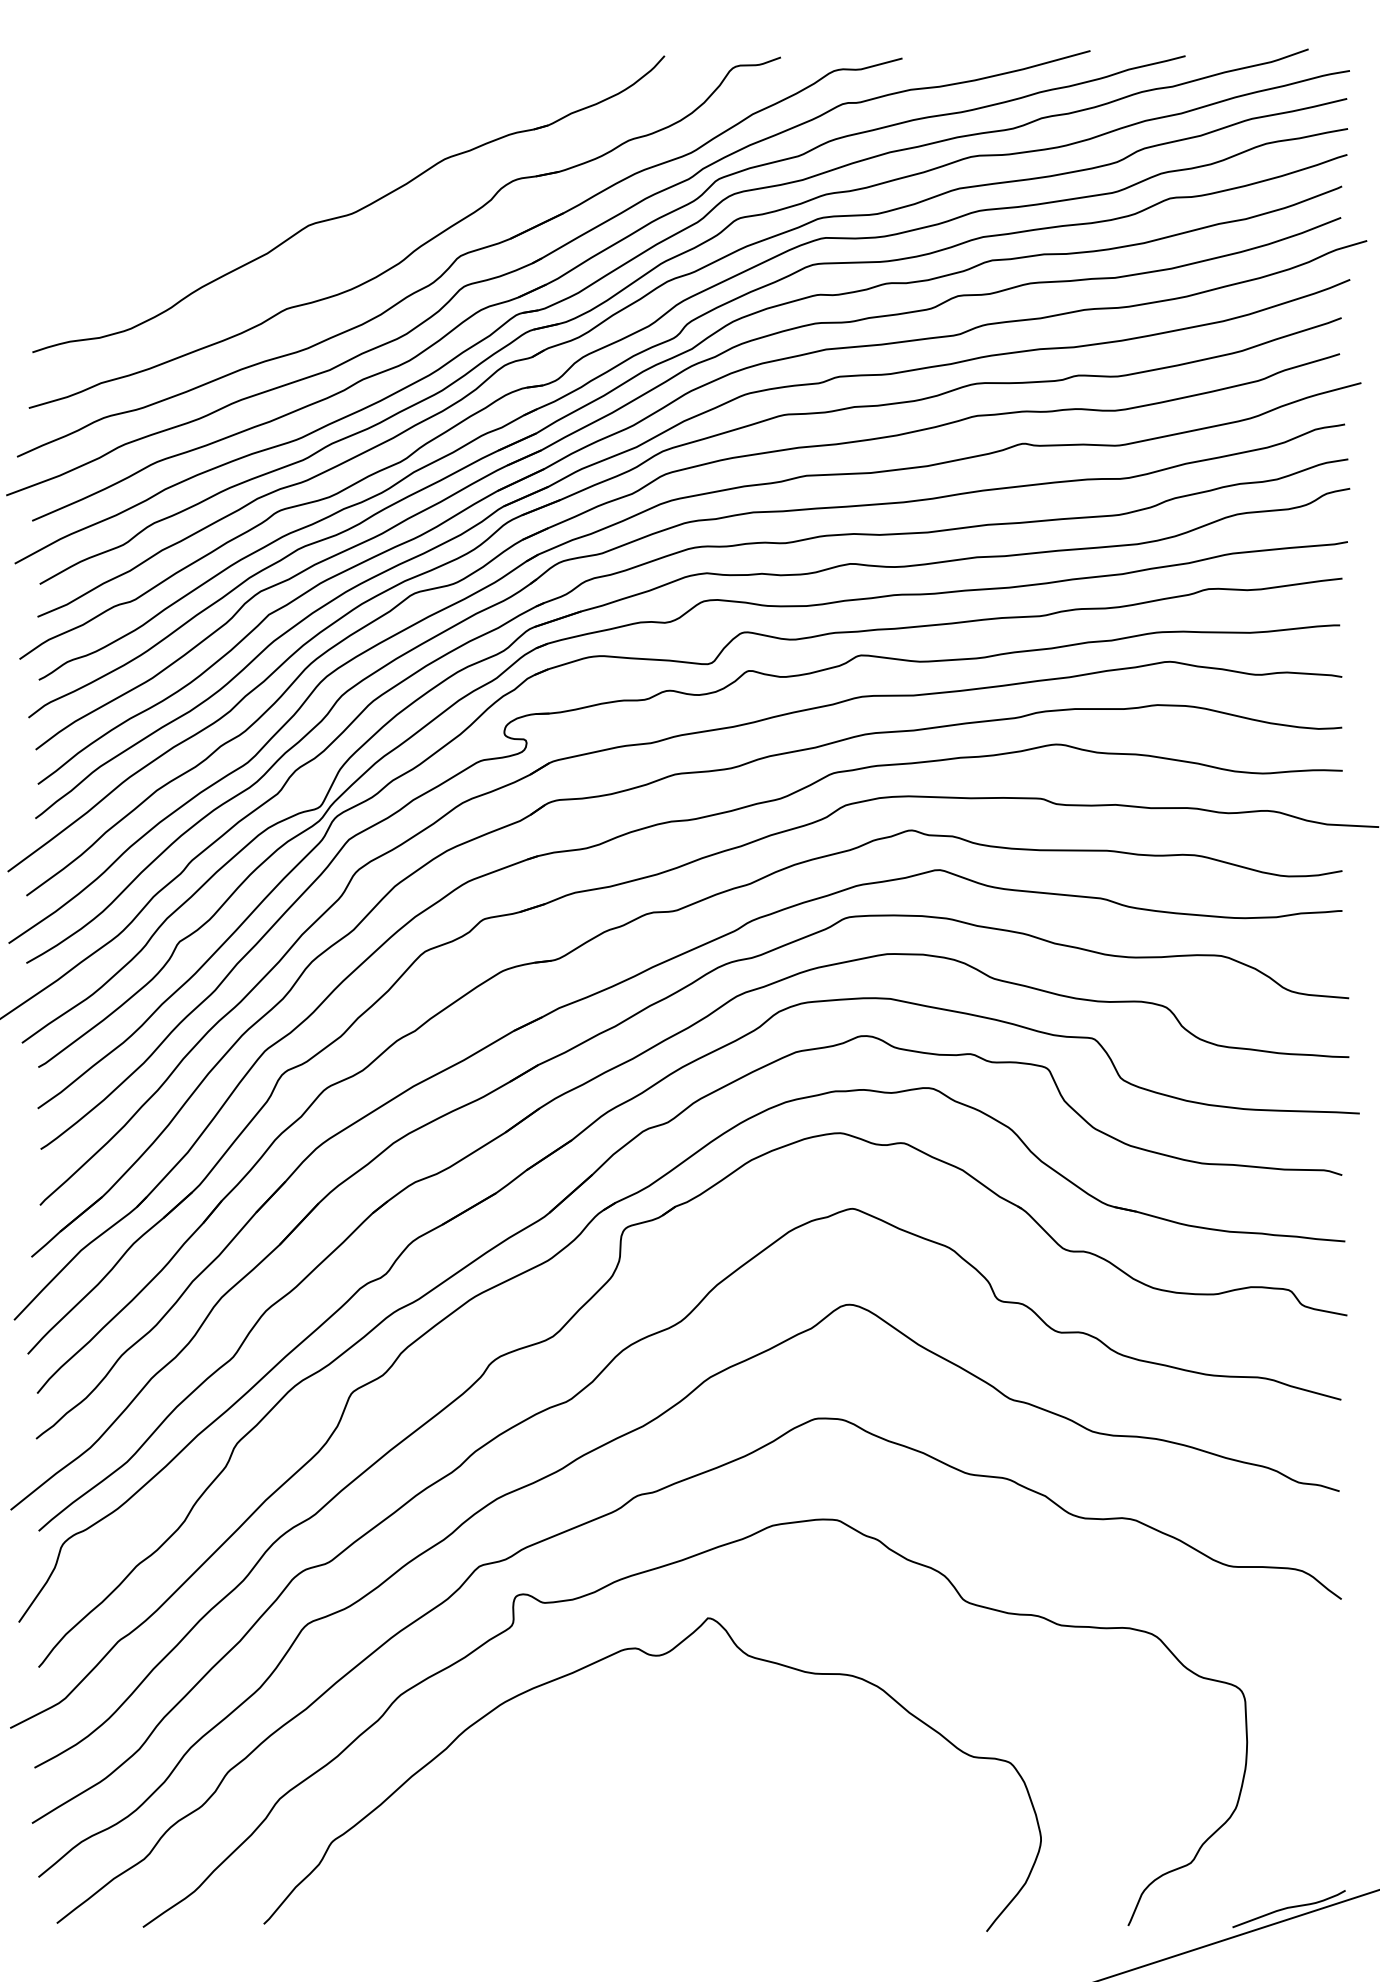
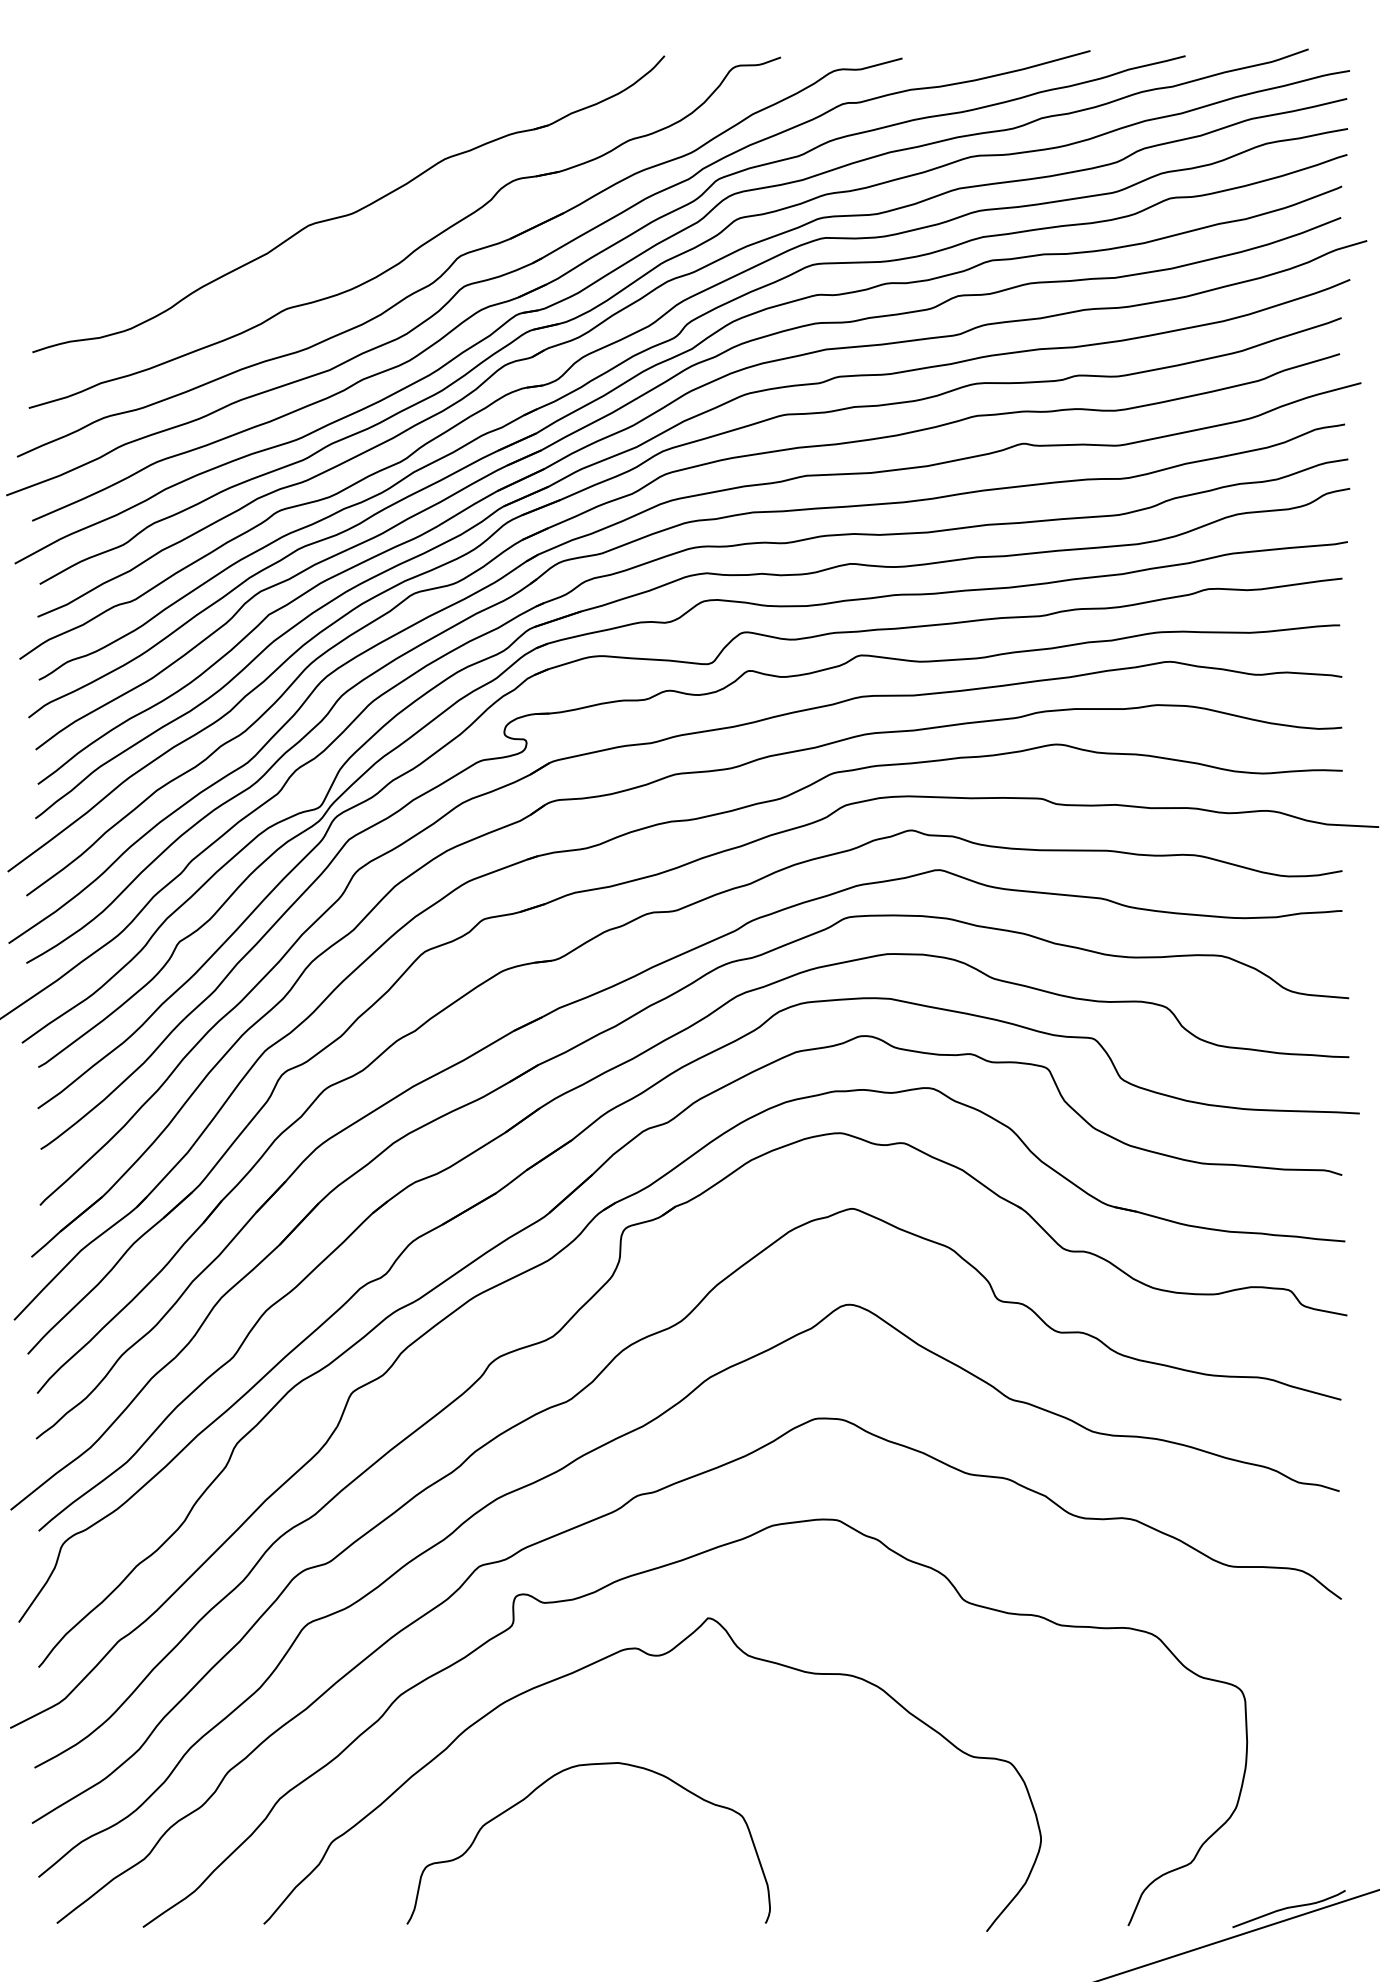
curve: none -> present (542, 1785)
